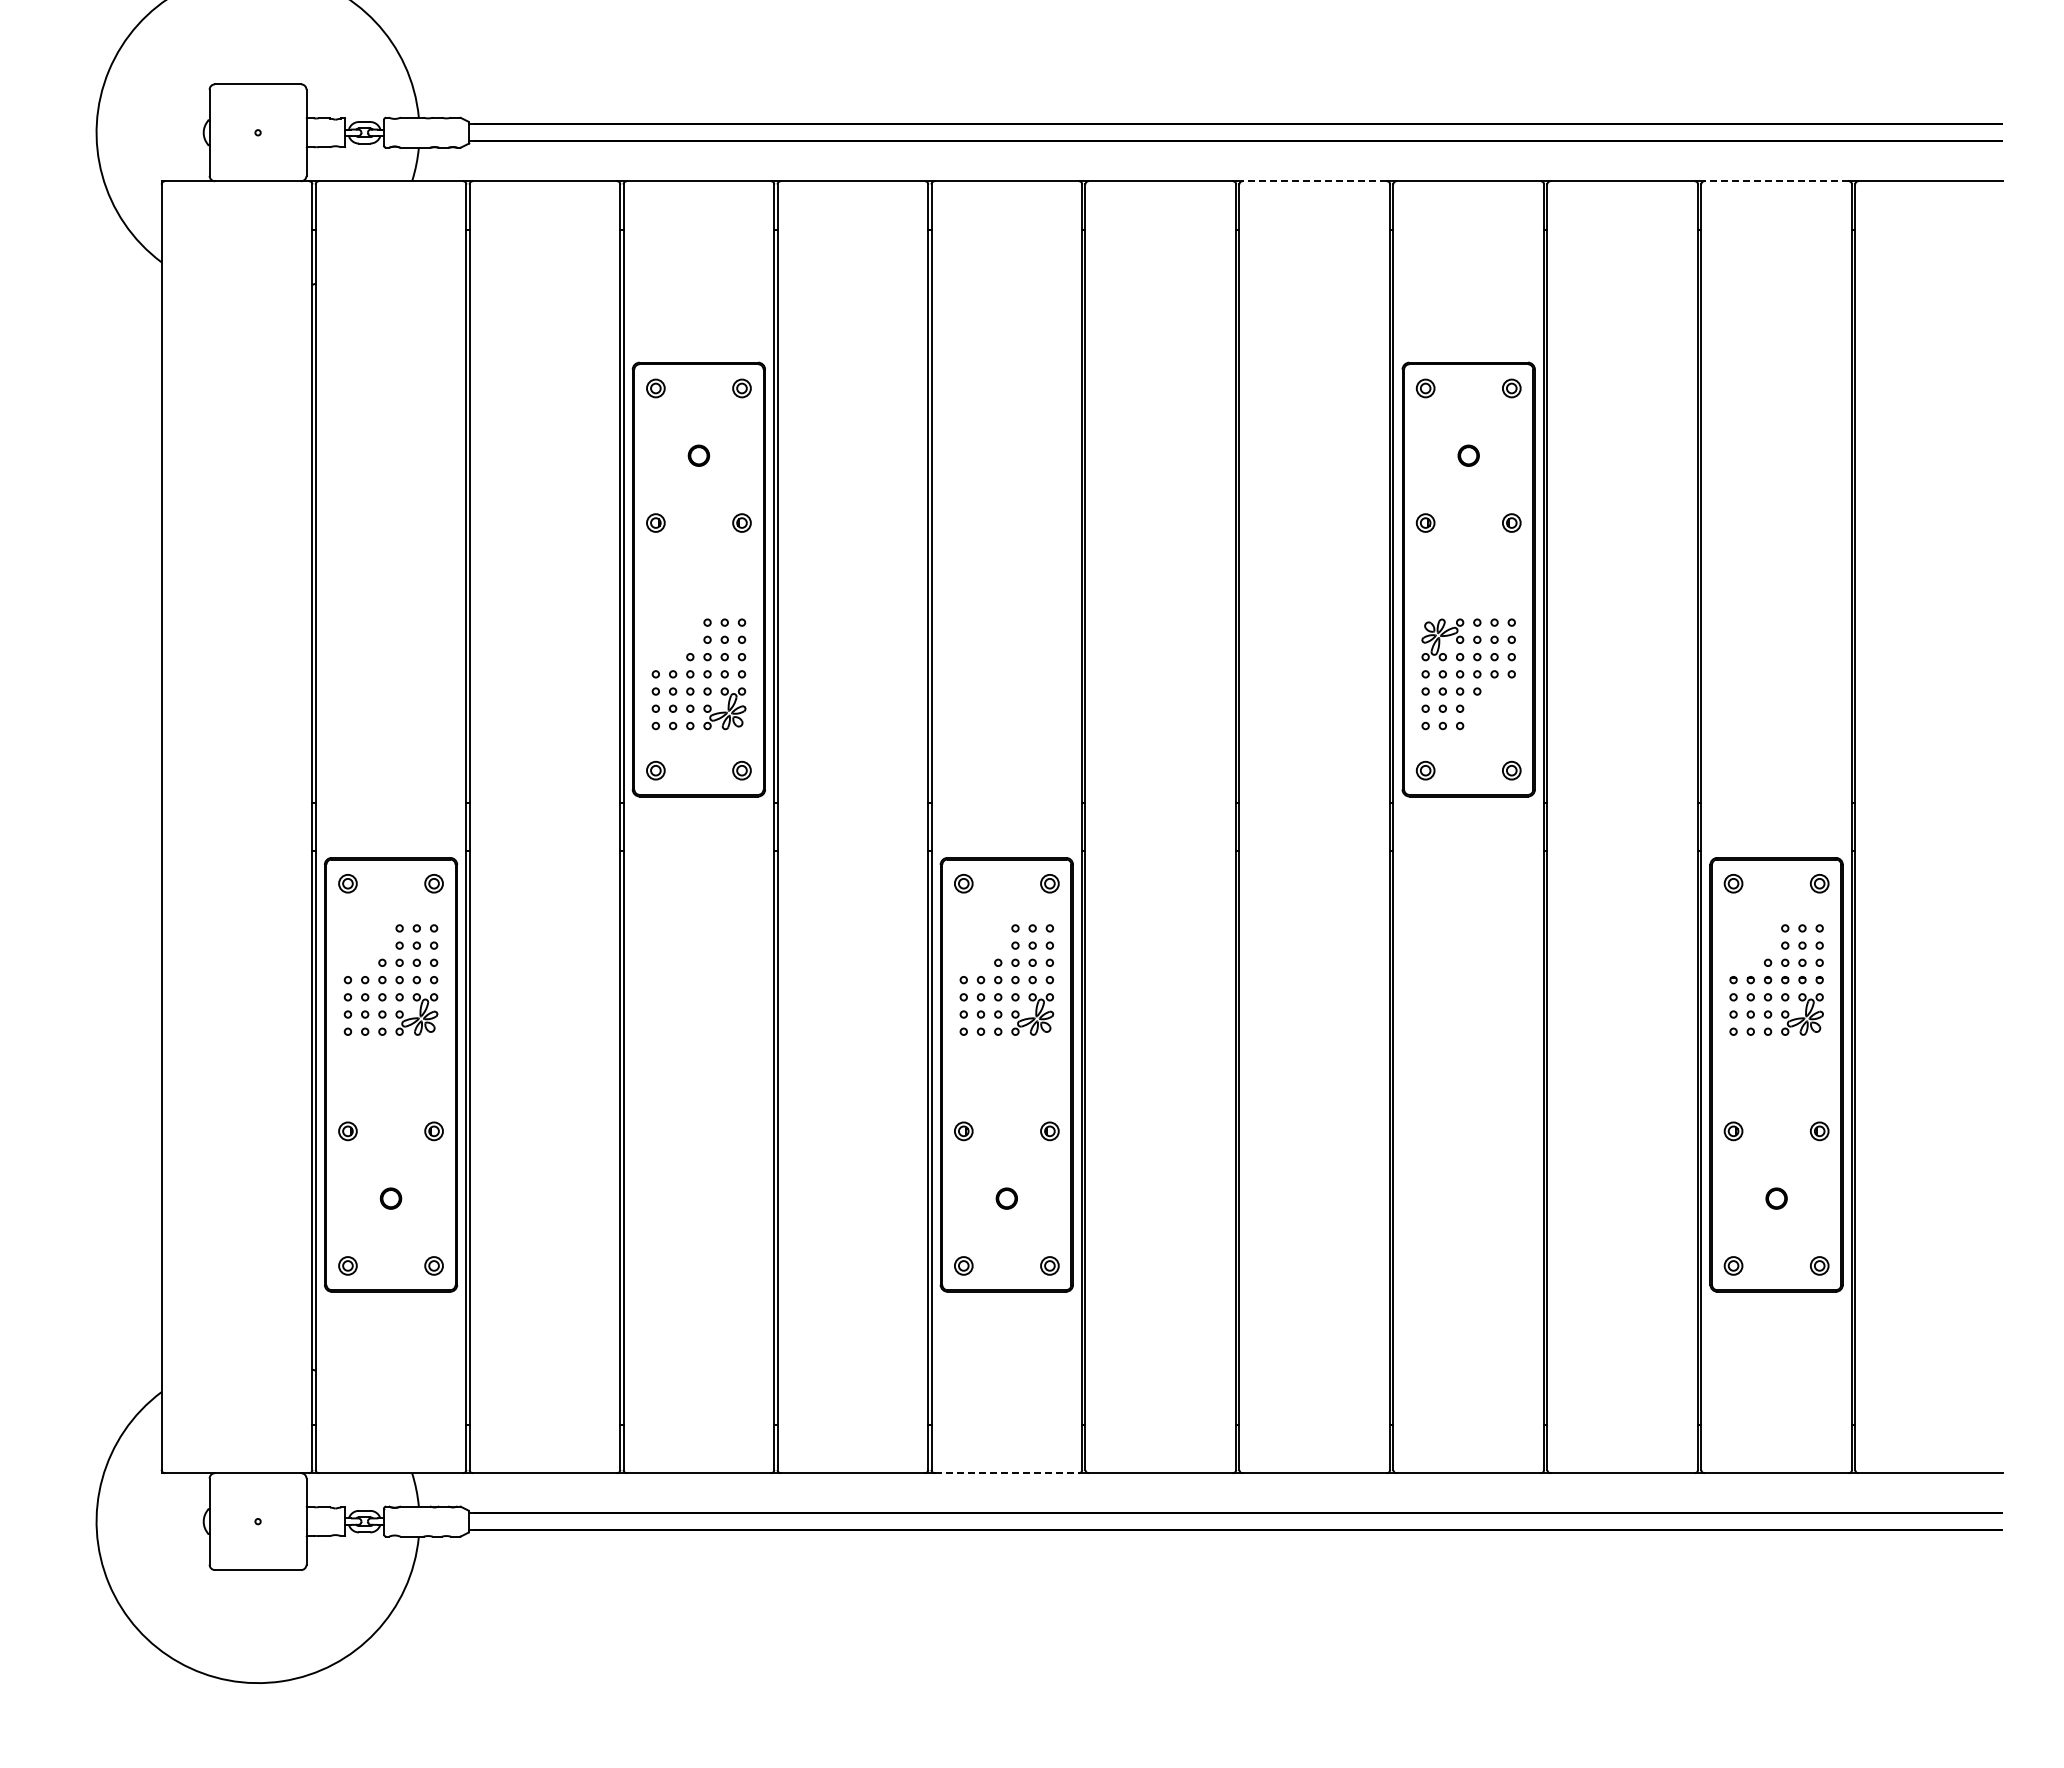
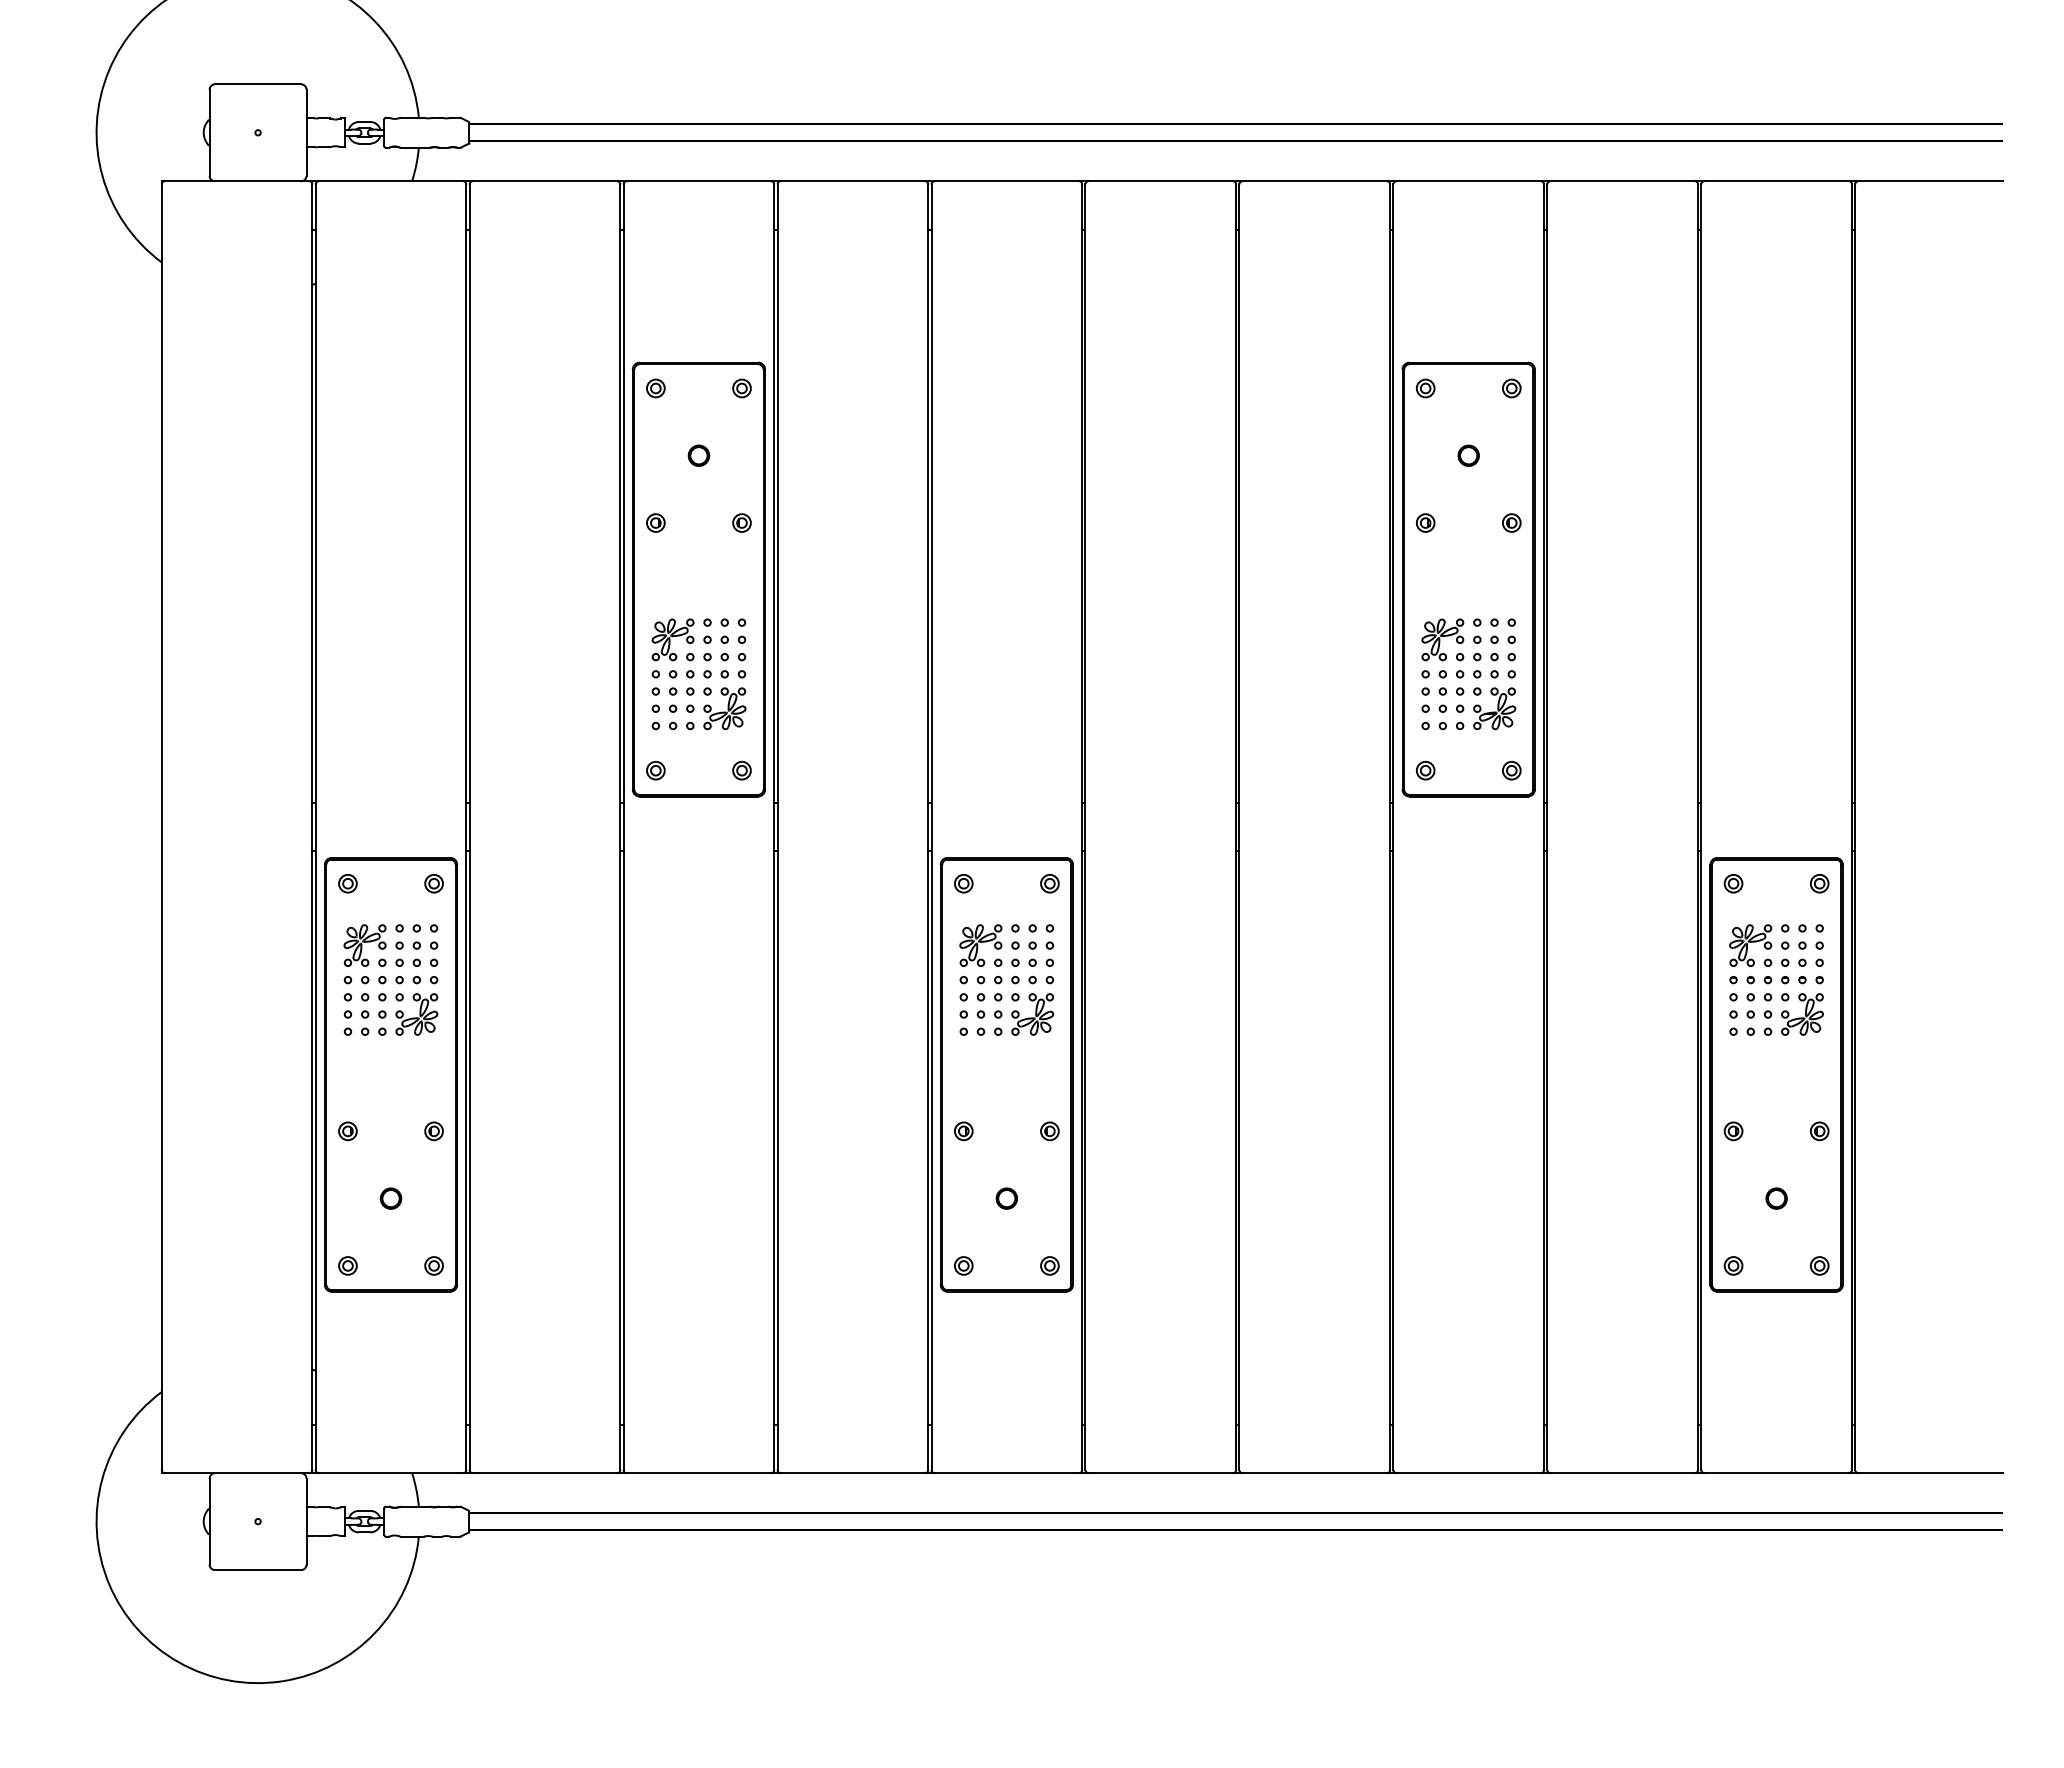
line: dashed -> solid (1314, 181)
line: dashed -> solid (1776, 181)
part: none -> present (672, 639)
part: none -> present (1494, 708)
part: none -> present (364, 945)
part: none -> present (980, 945)
part: none -> present (1750, 945)
line: dashed -> solid (1007, 1473)
